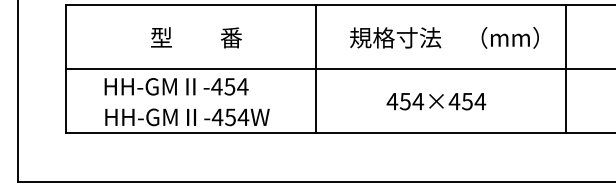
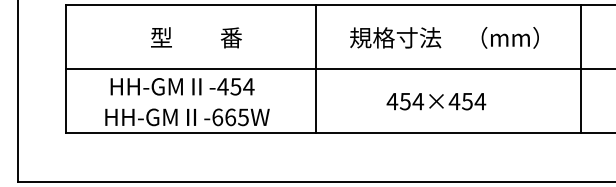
line position: (565, 68) -> (580, 68) (580, 68)
text position: (176, 86) -> (182, 86) (182, 86)
text: -454W -> -665W (230, 117)
